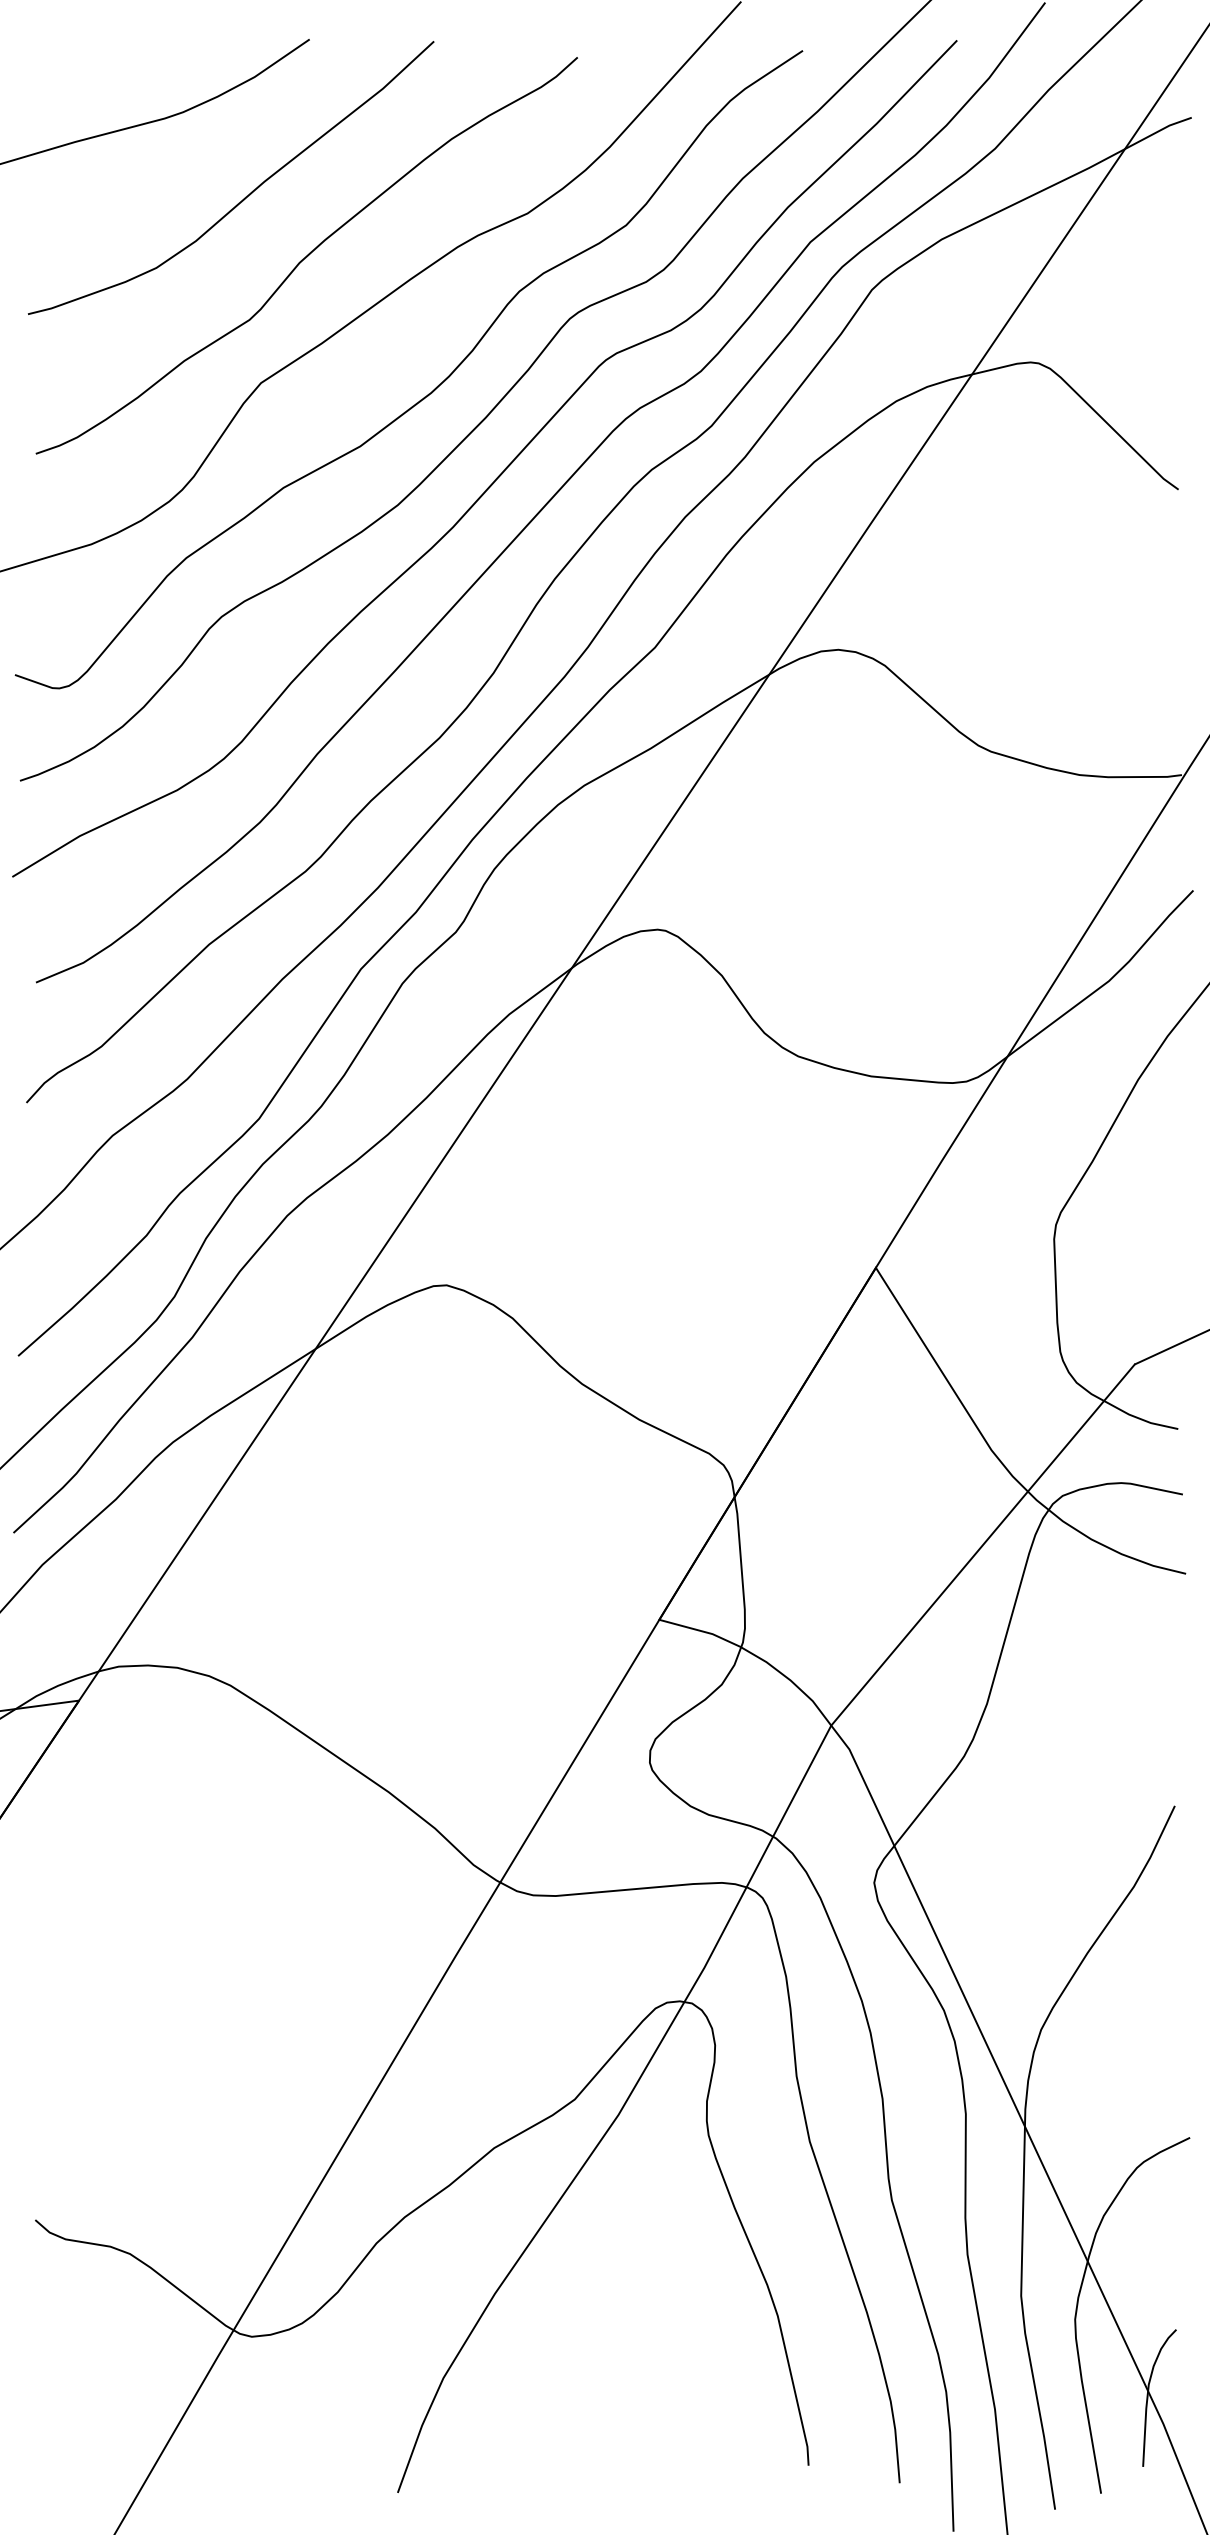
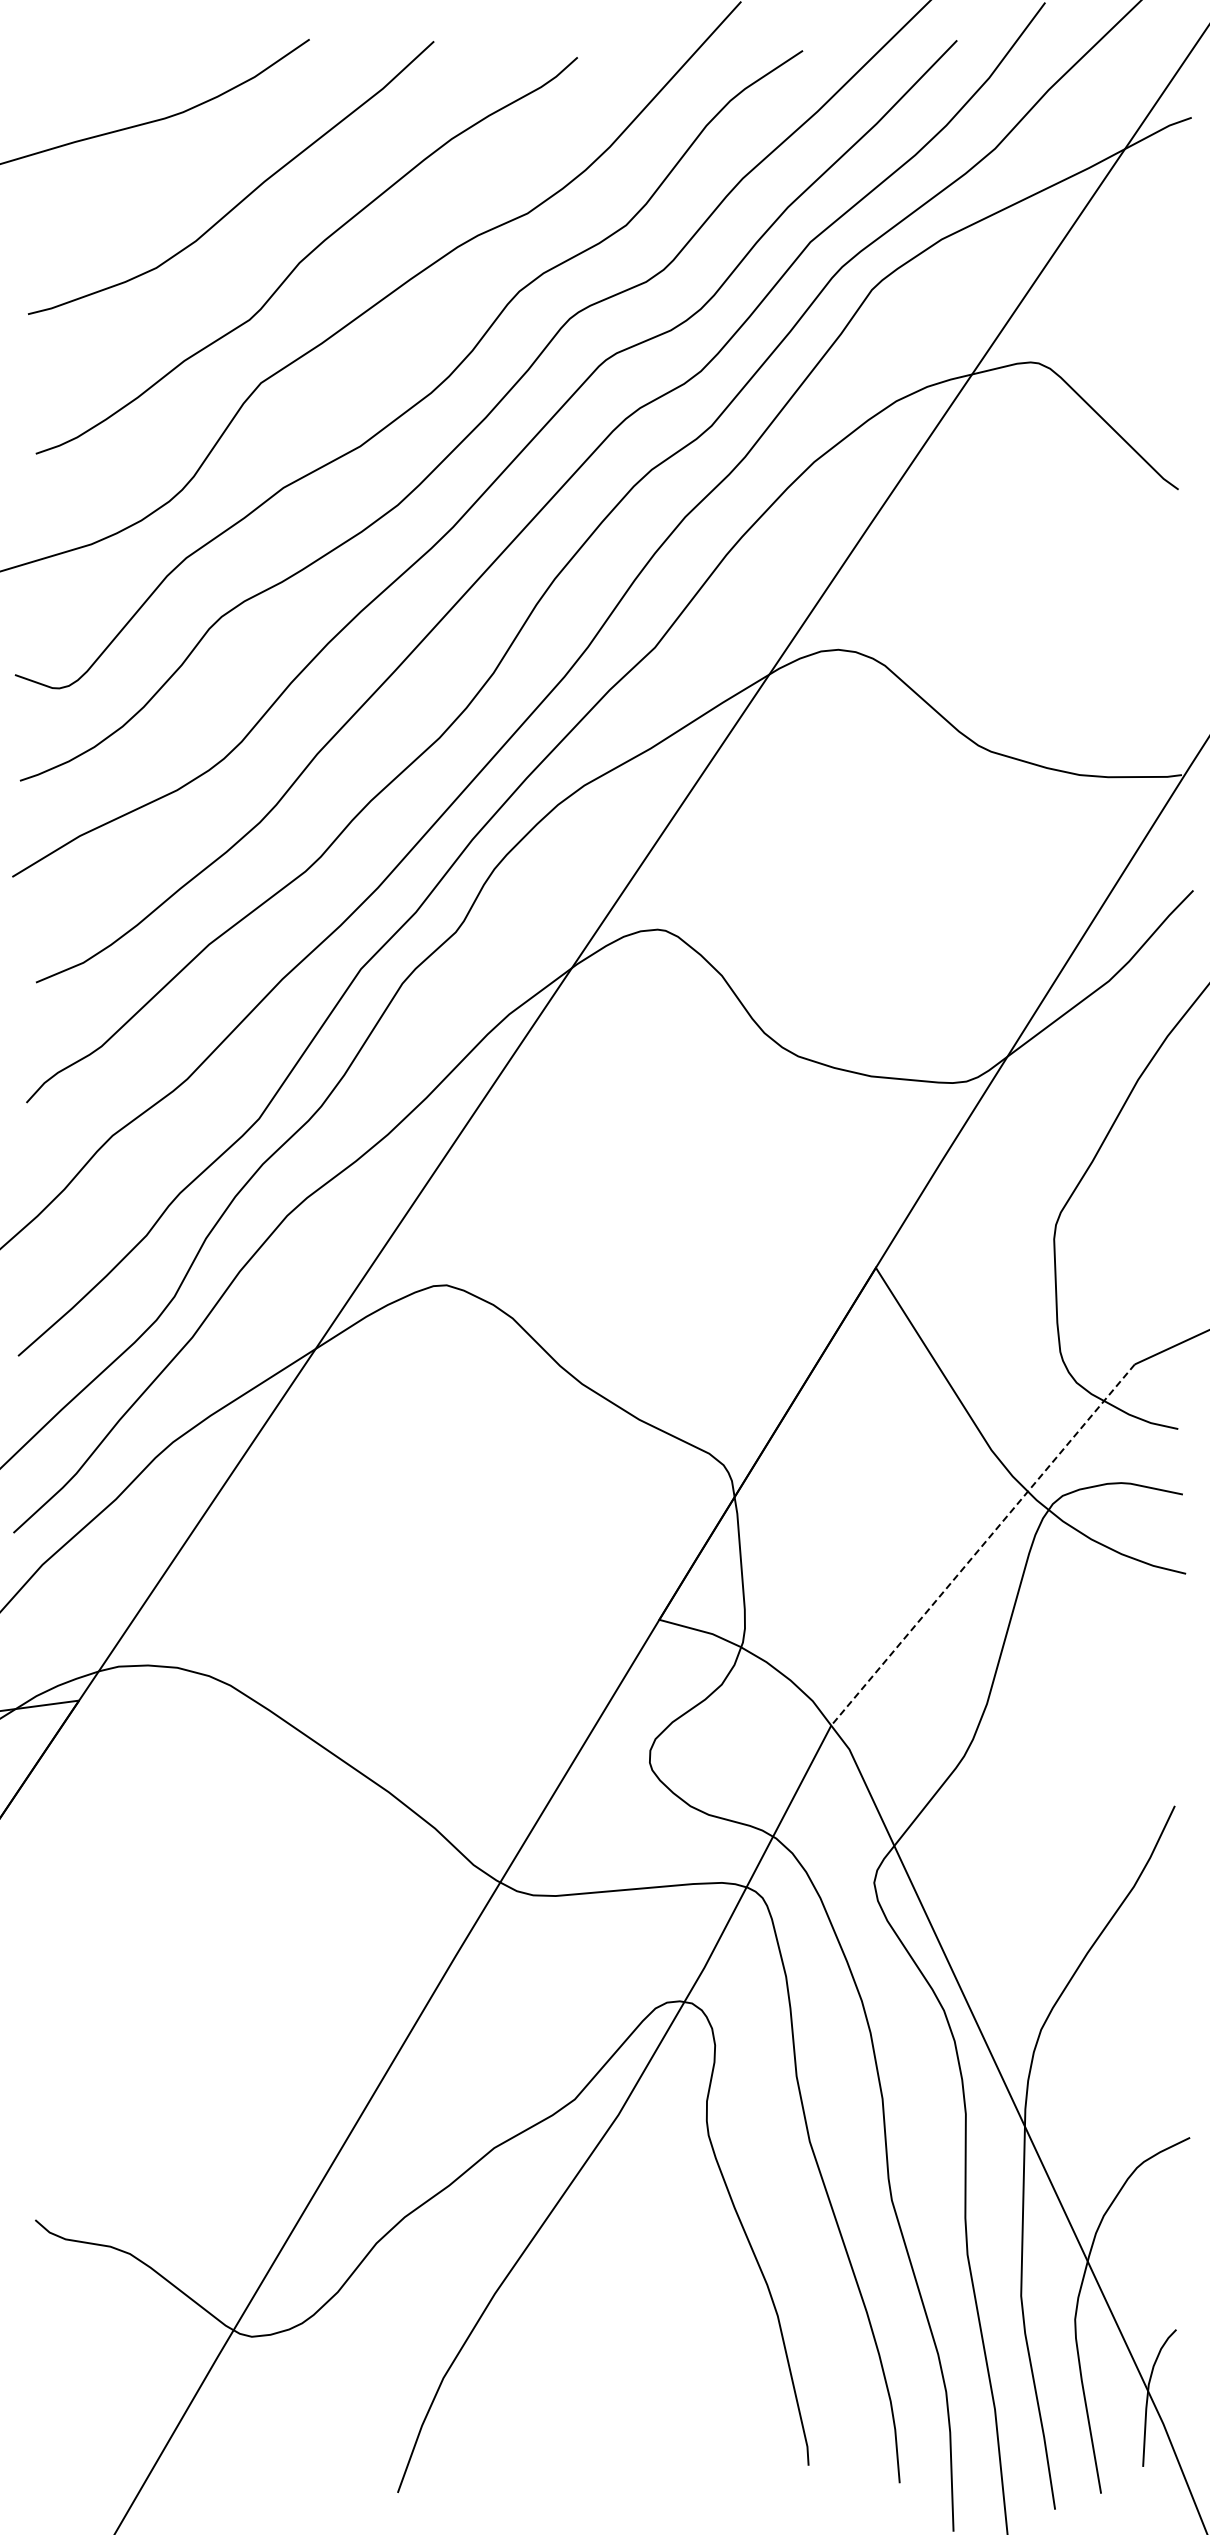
line: solid -> dashed (983, 1545)
